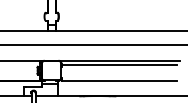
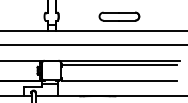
part: none -> present (119, 16)
